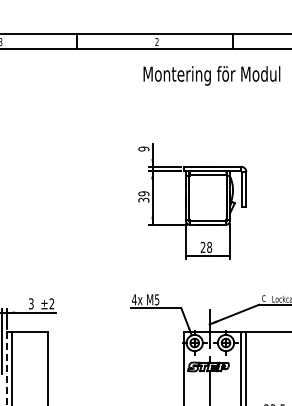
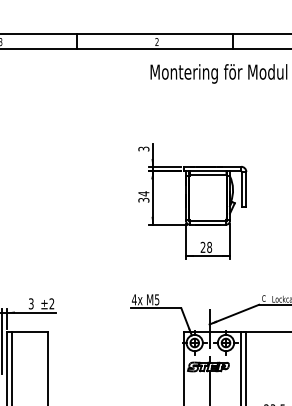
text position: (211, 75) -> (218, 73) (218, 73)
text: 9 -> 3 (143, 148)
text: 39 -> 34 (143, 193)
line: dashed -> solid (7, 369)
